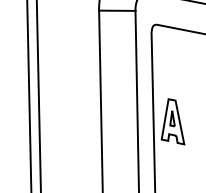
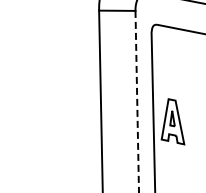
line: present -> none (29, 95)
line: present -> none (38, 95)
line: solid -> dashed (137, 101)
